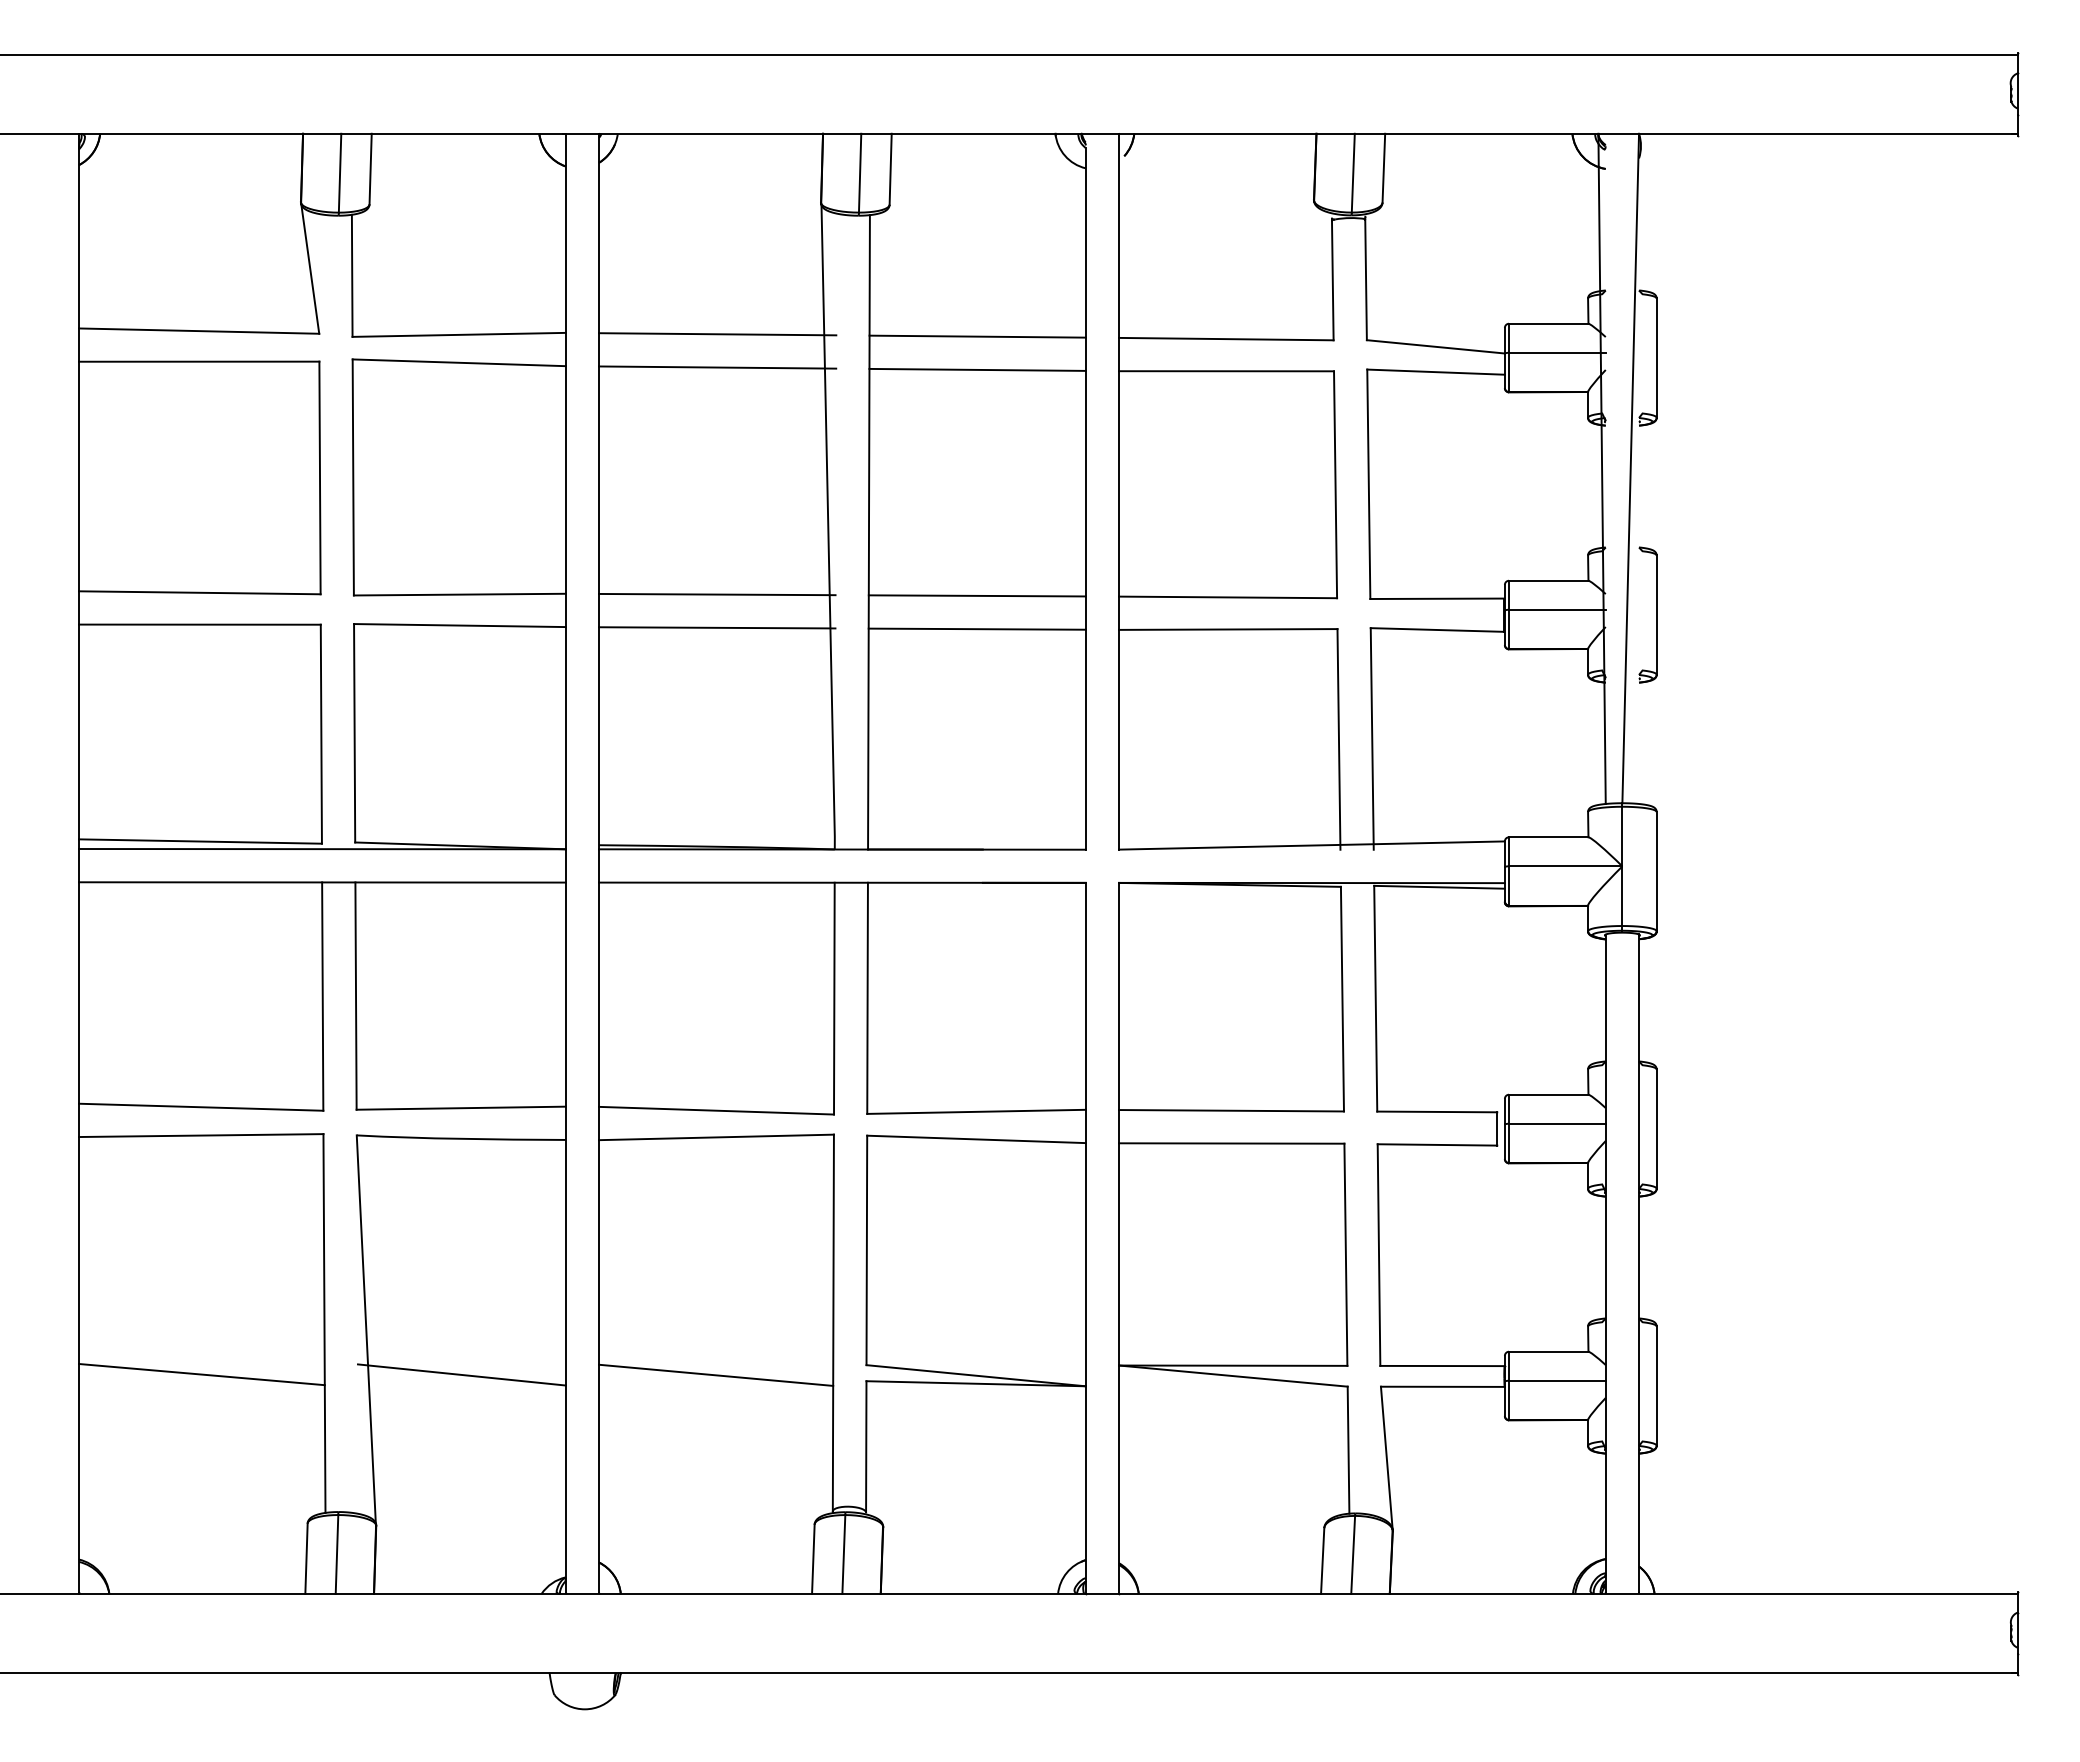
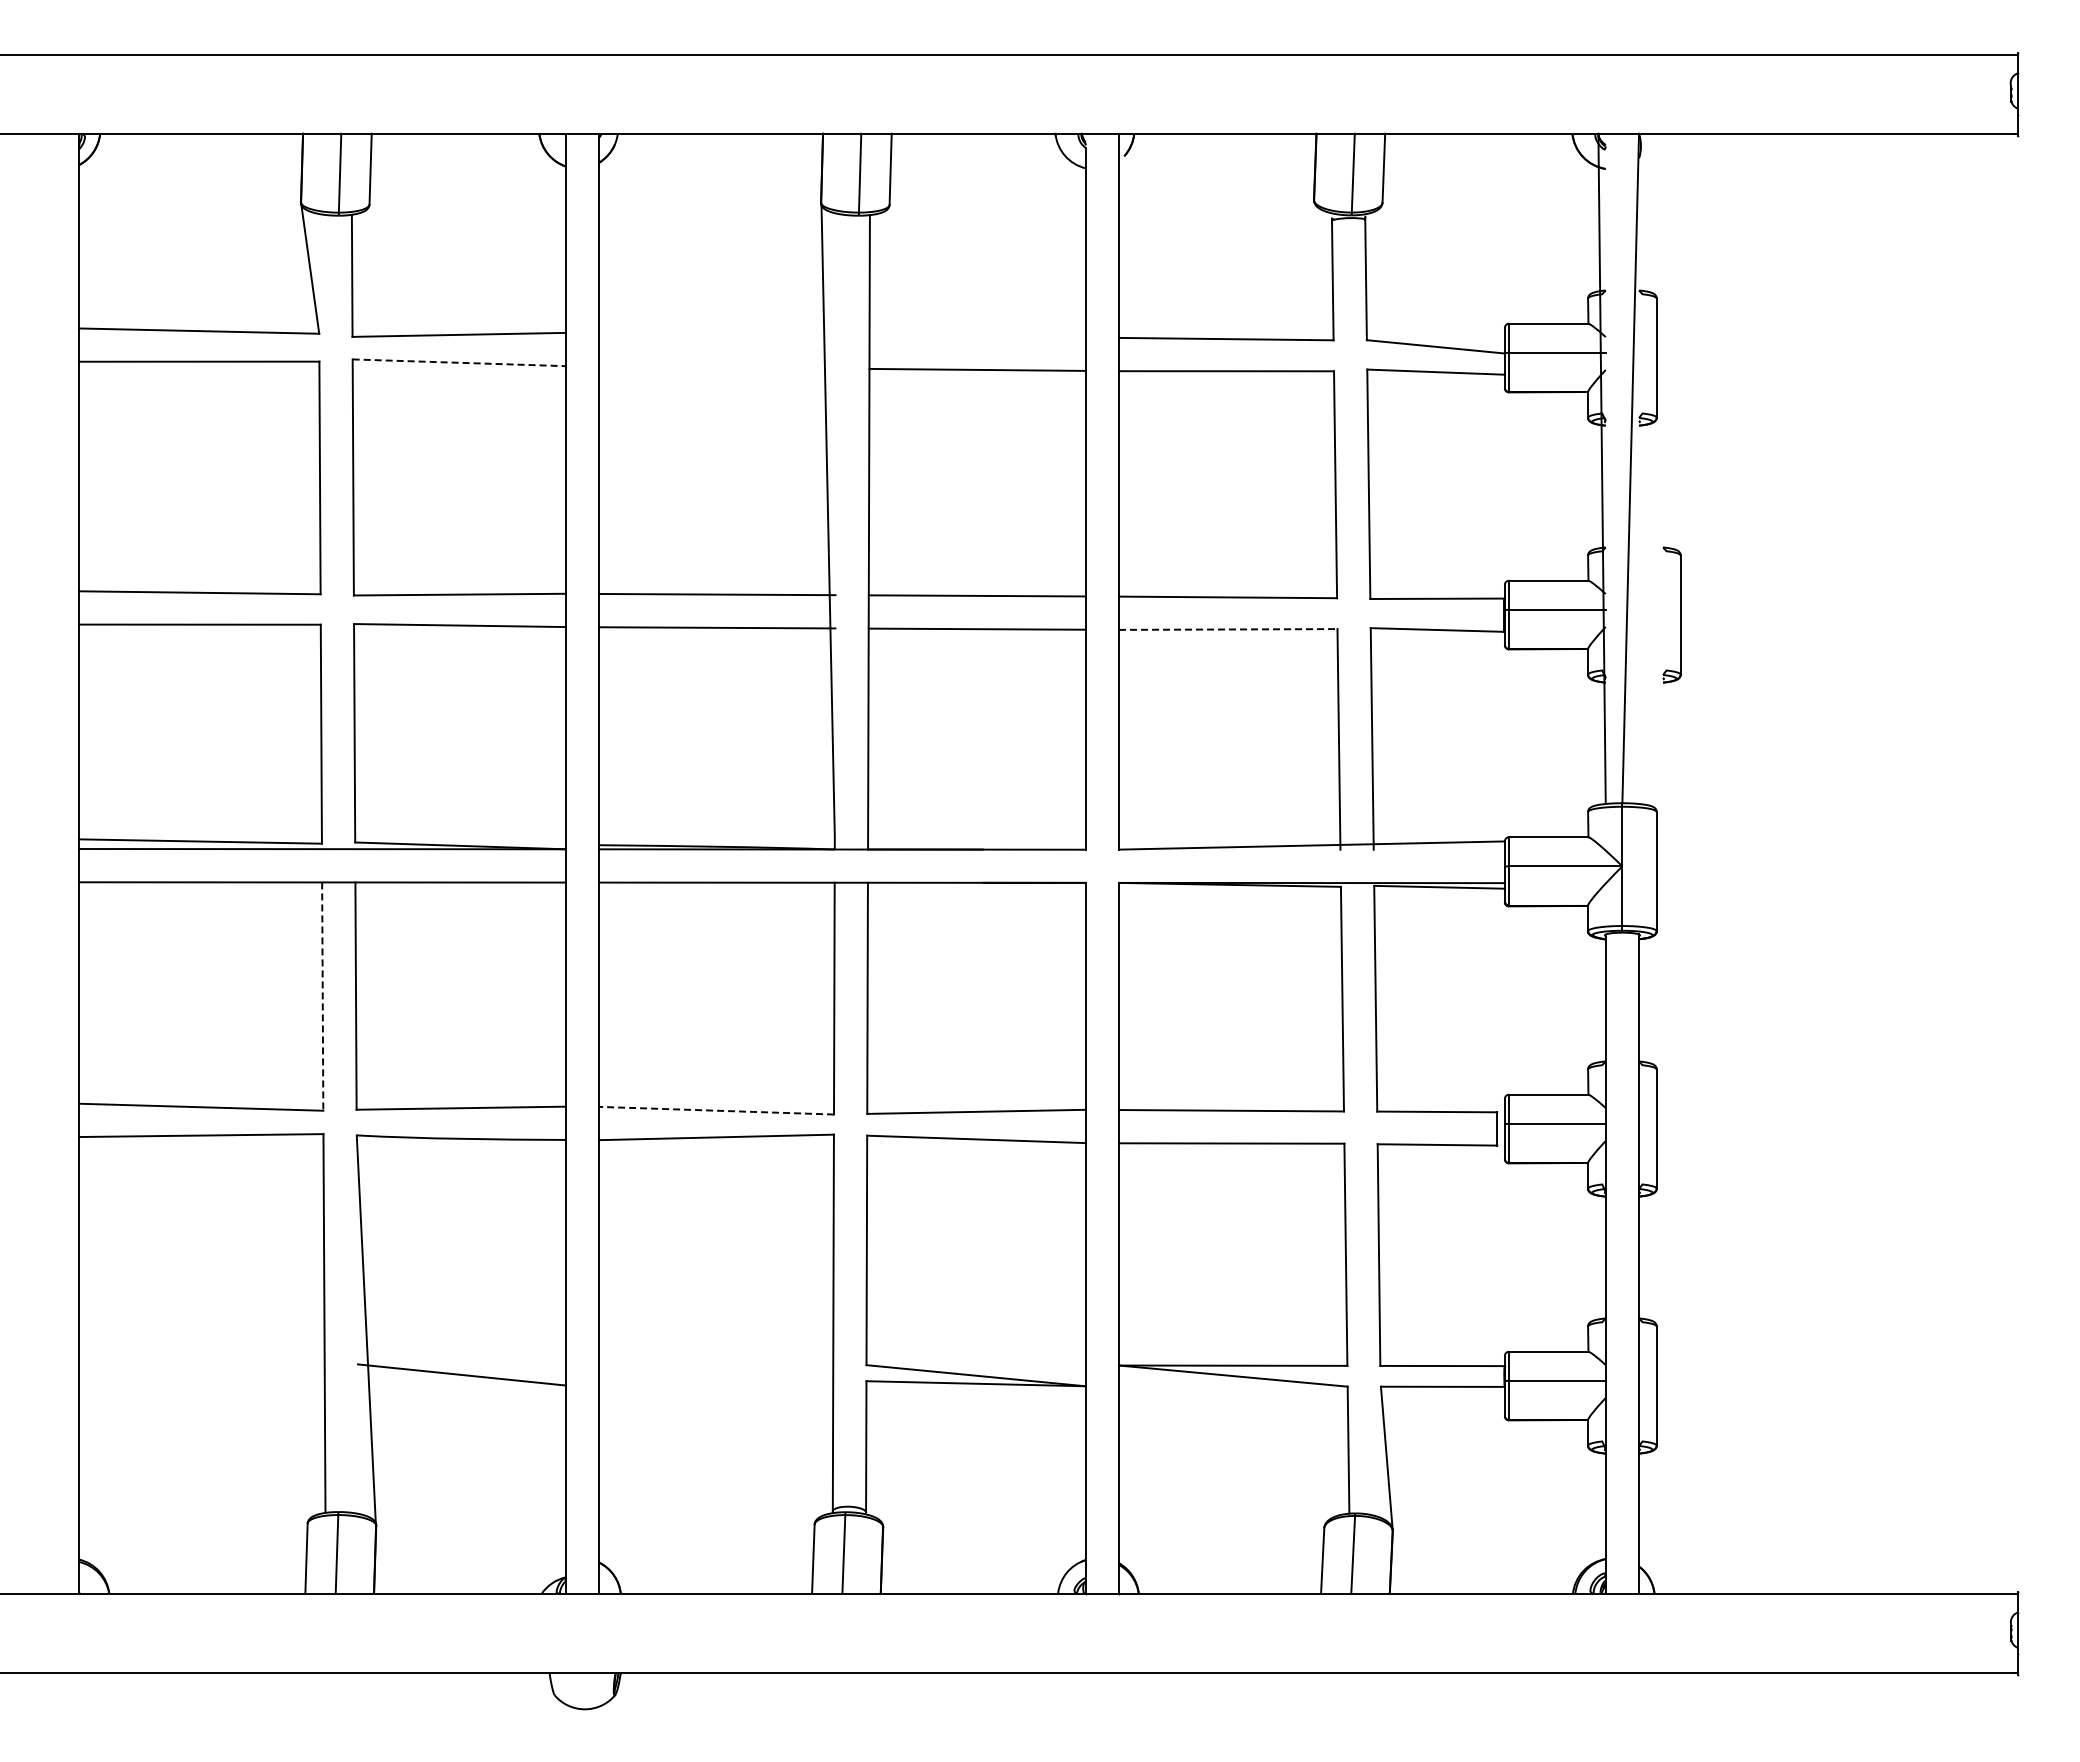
line: present -> none (717, 334)
line: present -> none (977, 336)
line: solid -> dashed (459, 362)
line: present -> none (717, 367)
part position: (1656, 614) -> (1680, 614) (1680, 614)
line: solid -> dashed (1228, 629)
line: solid -> dashed (322, 997)
line: solid -> dashed (716, 1110)
line: present -> none (201, 1374)
line: present -> none (716, 1374)
